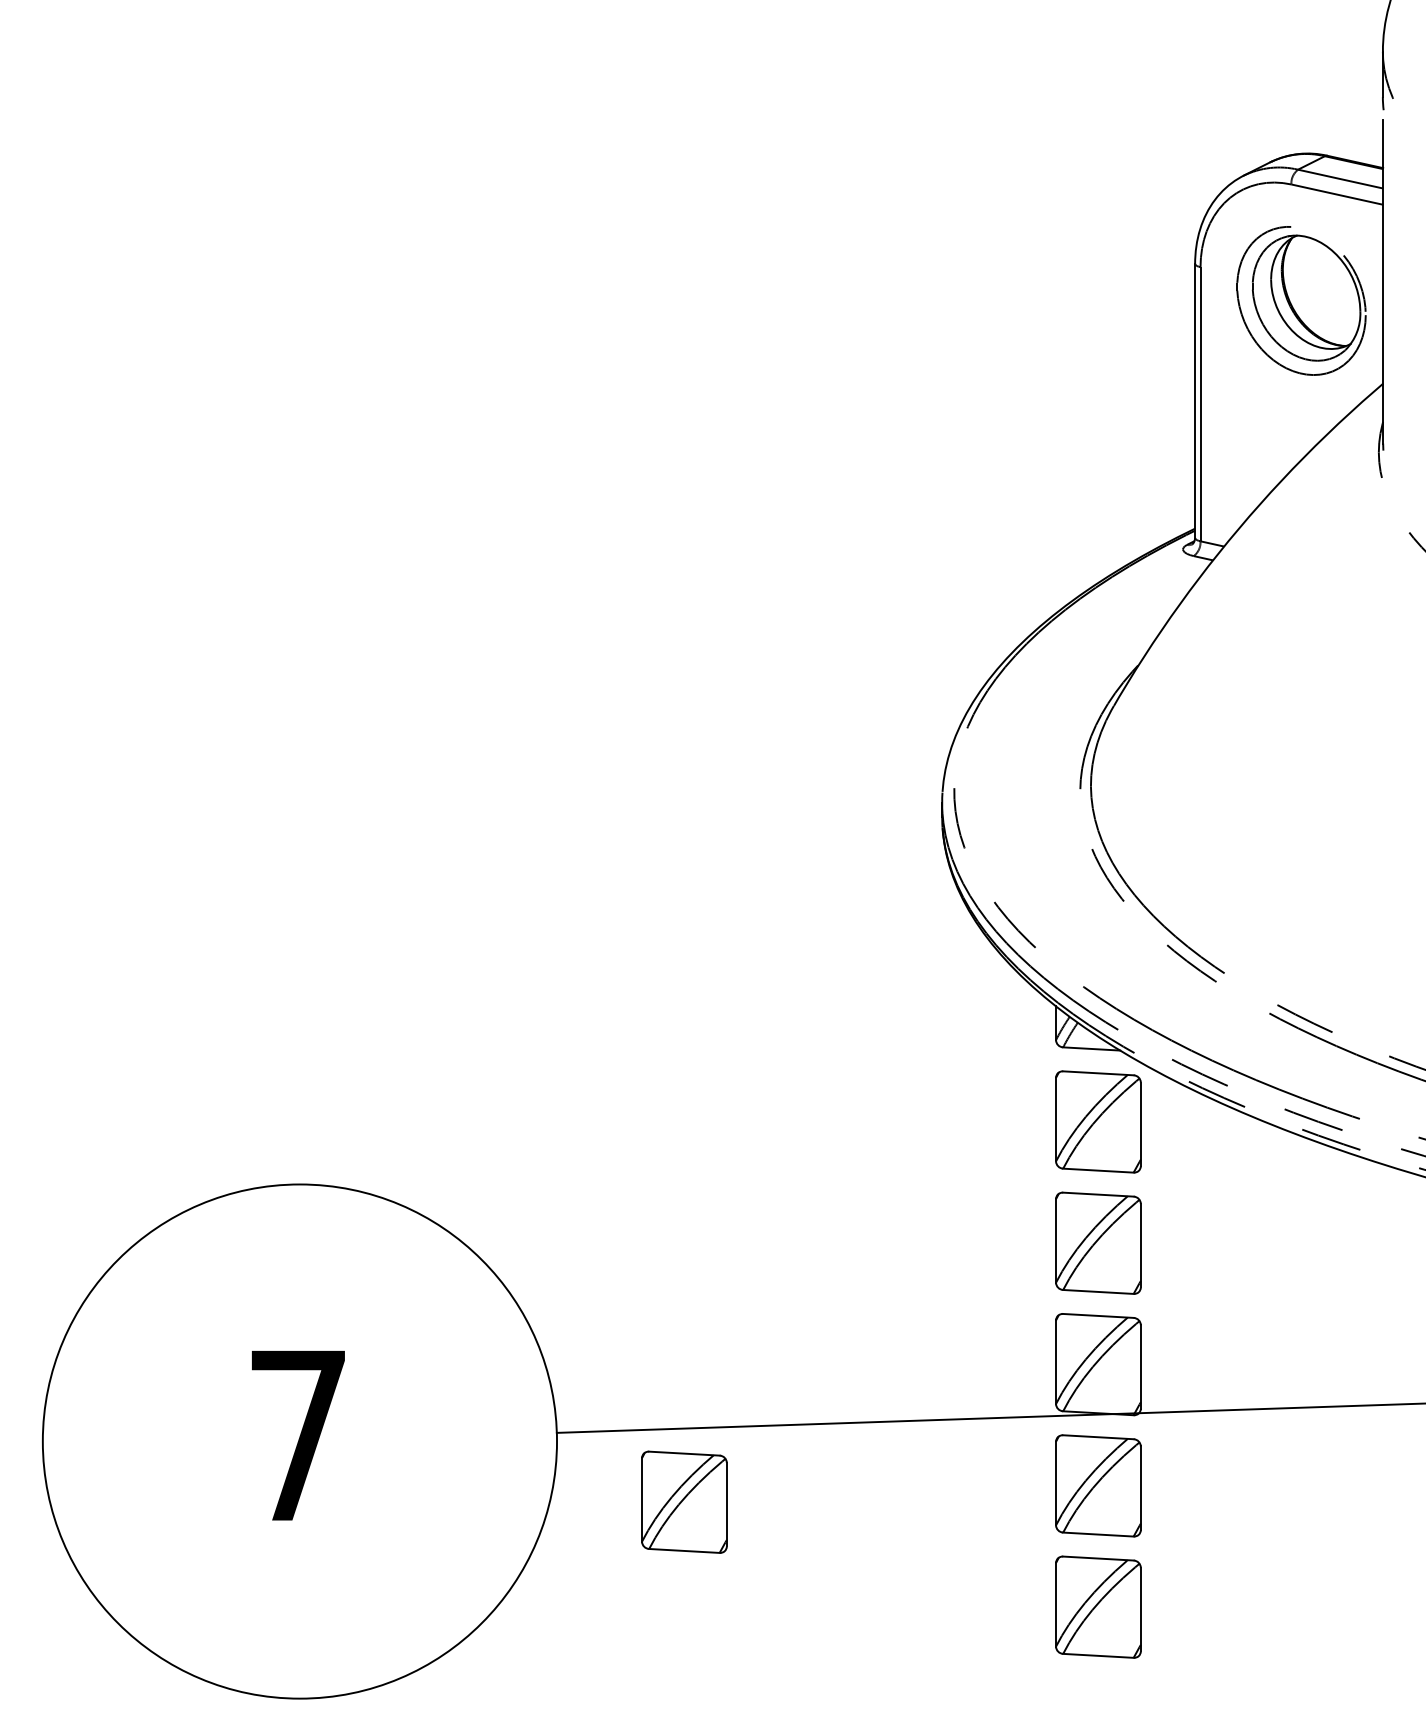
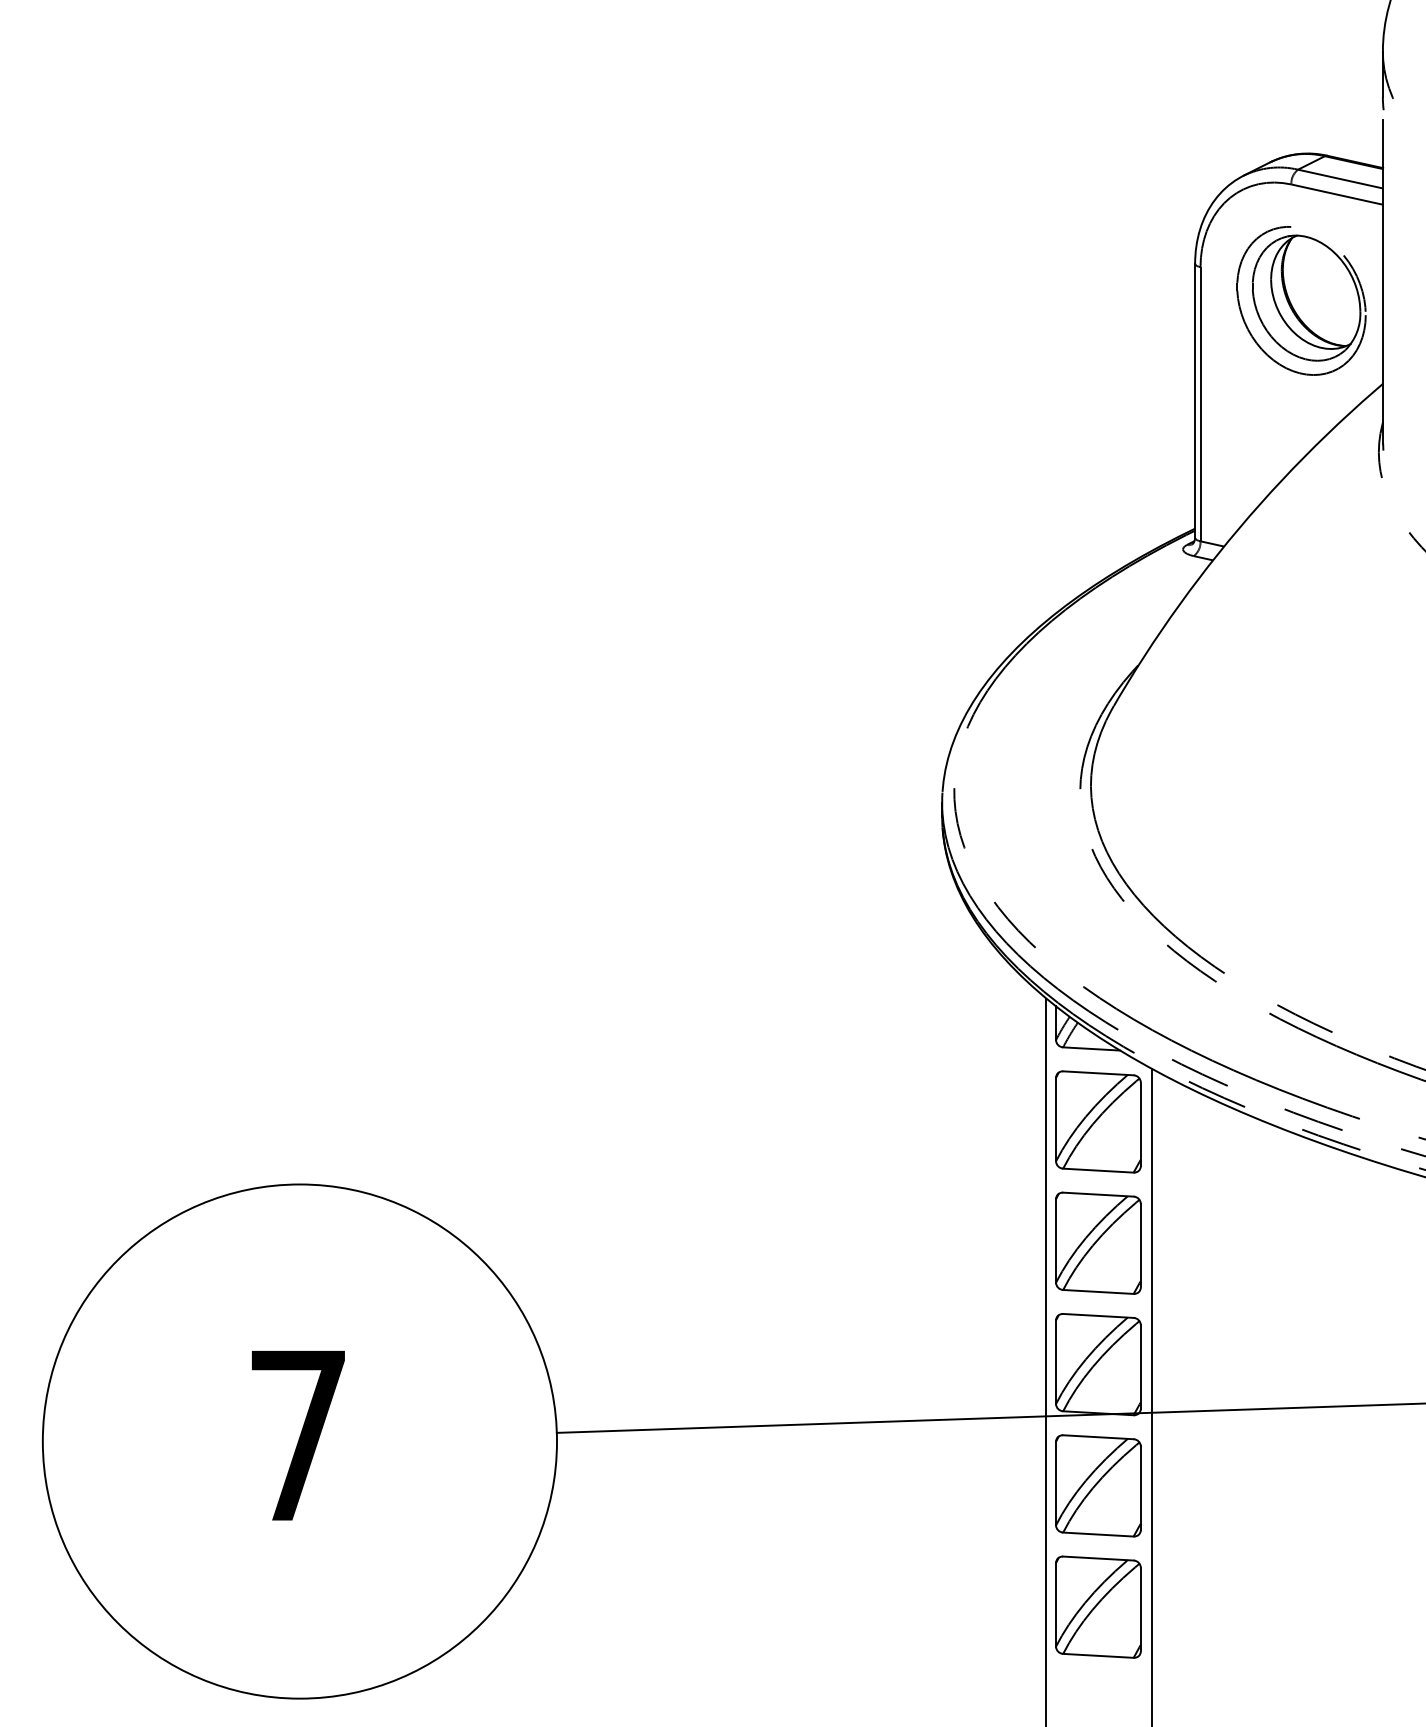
line: none -> present (1046, 1360)
line: none -> present (1151, 1395)
part: present -> none (684, 1501)
